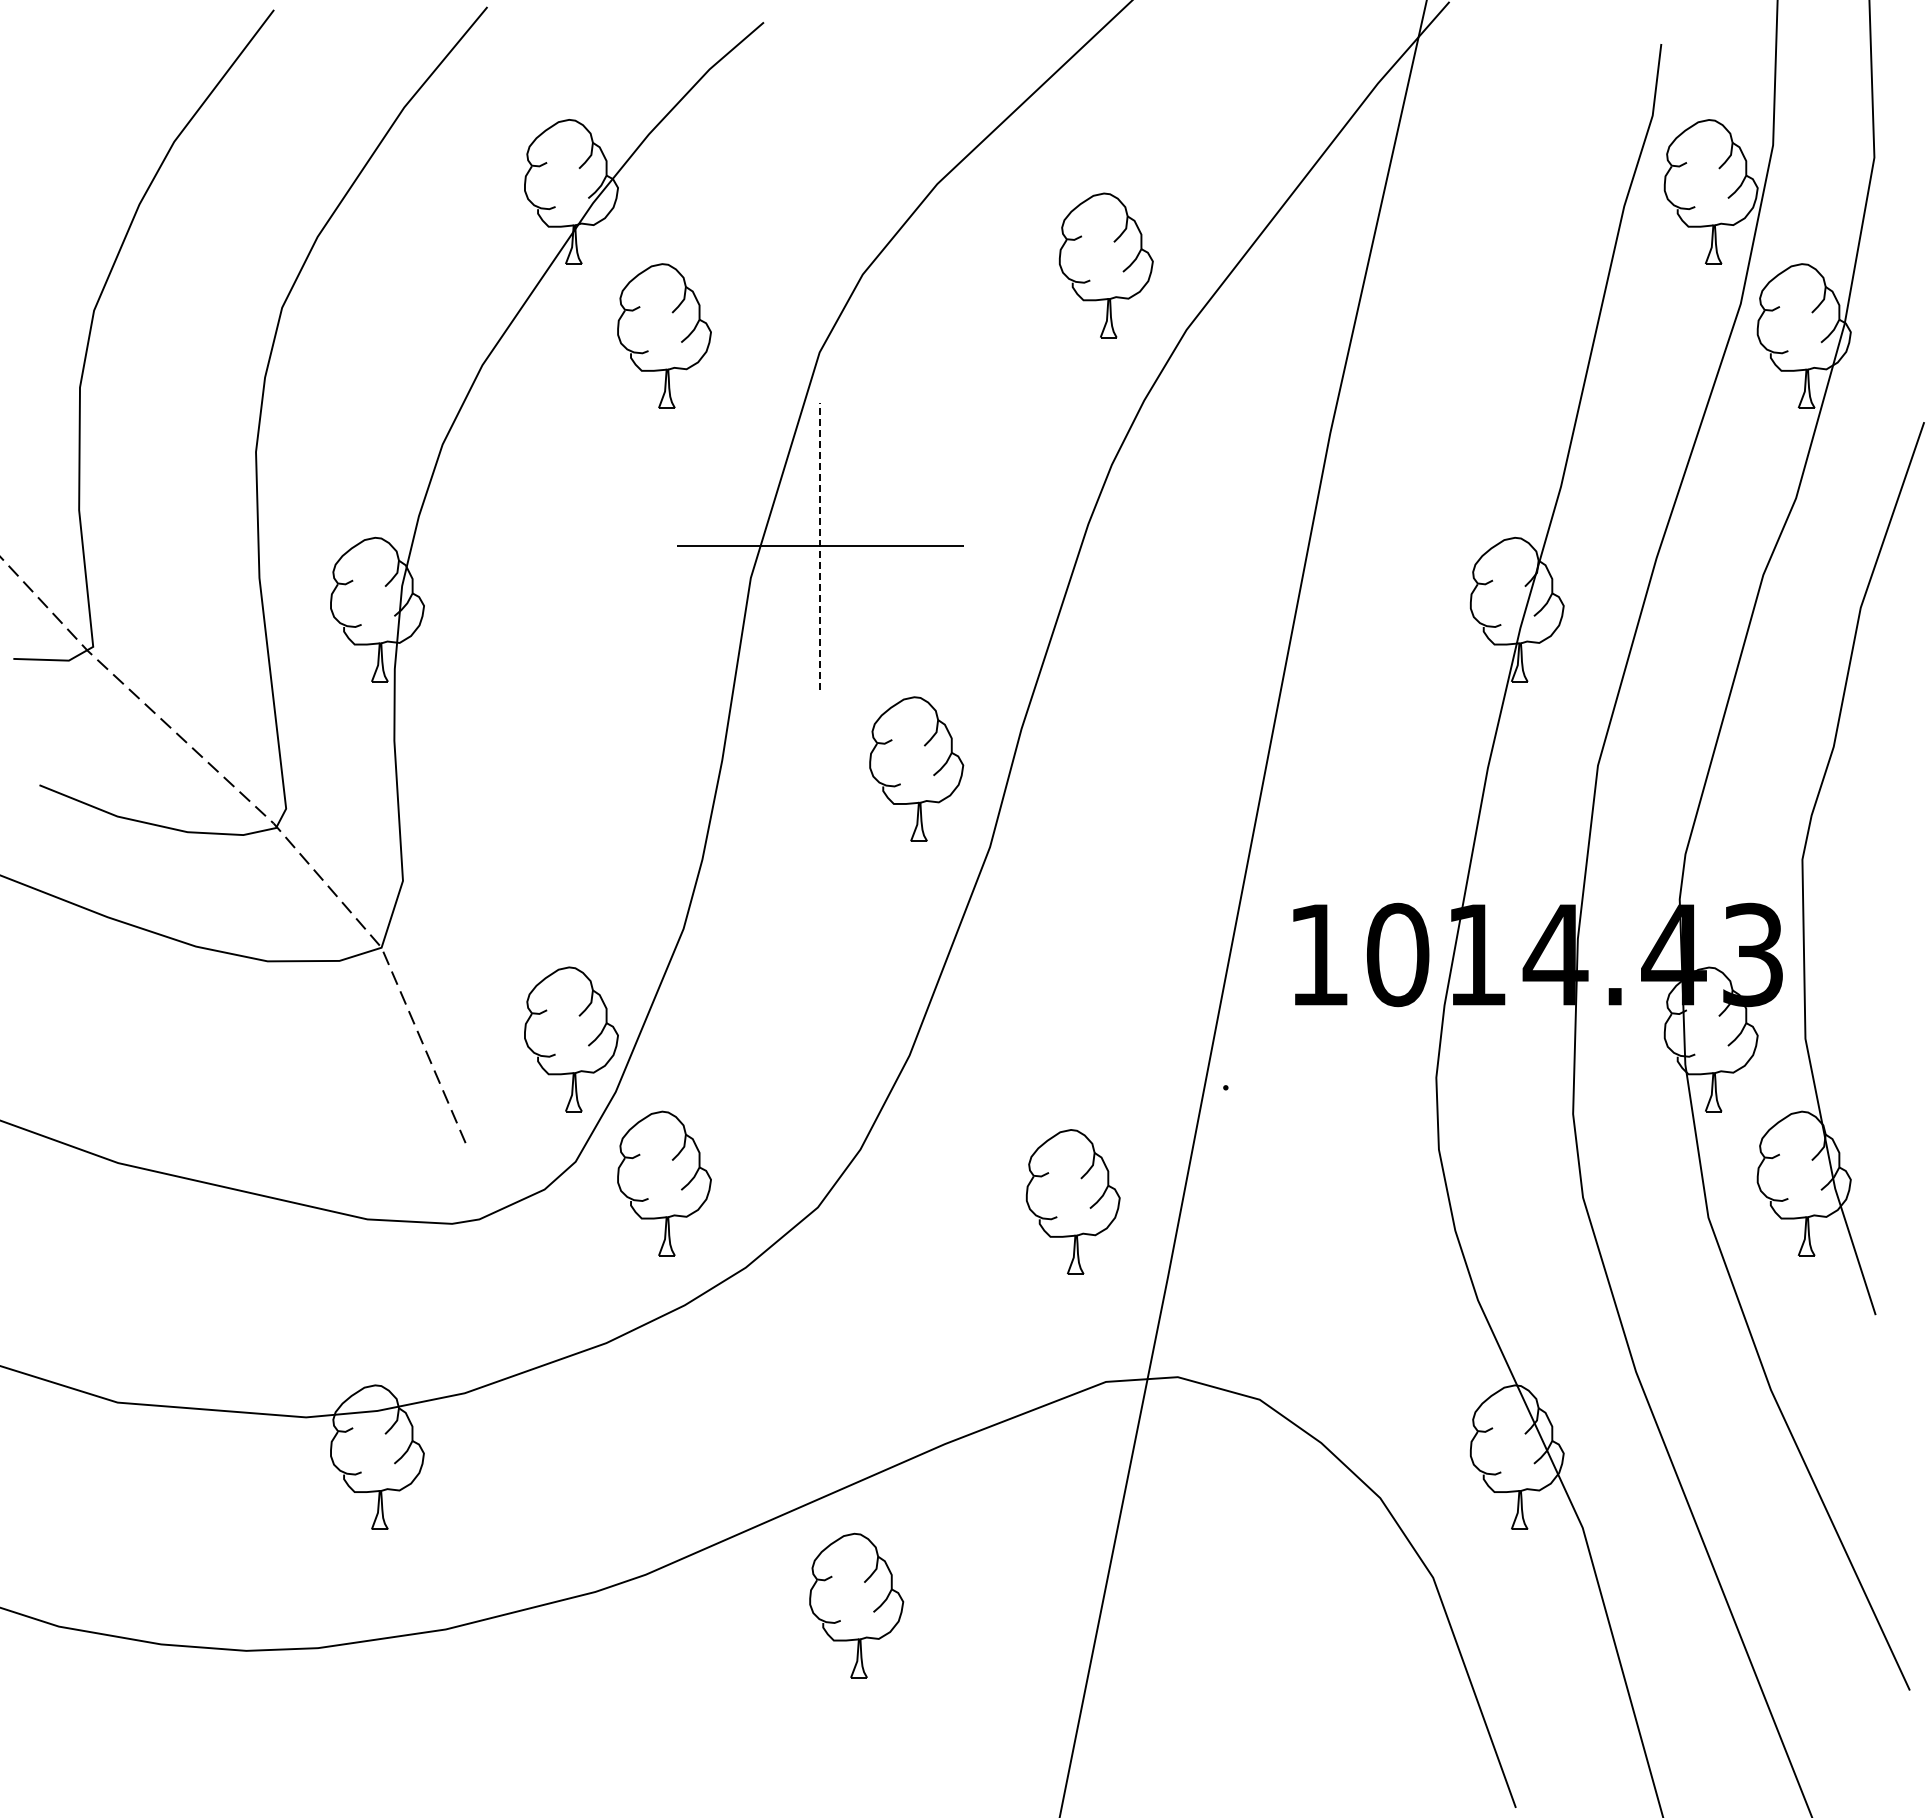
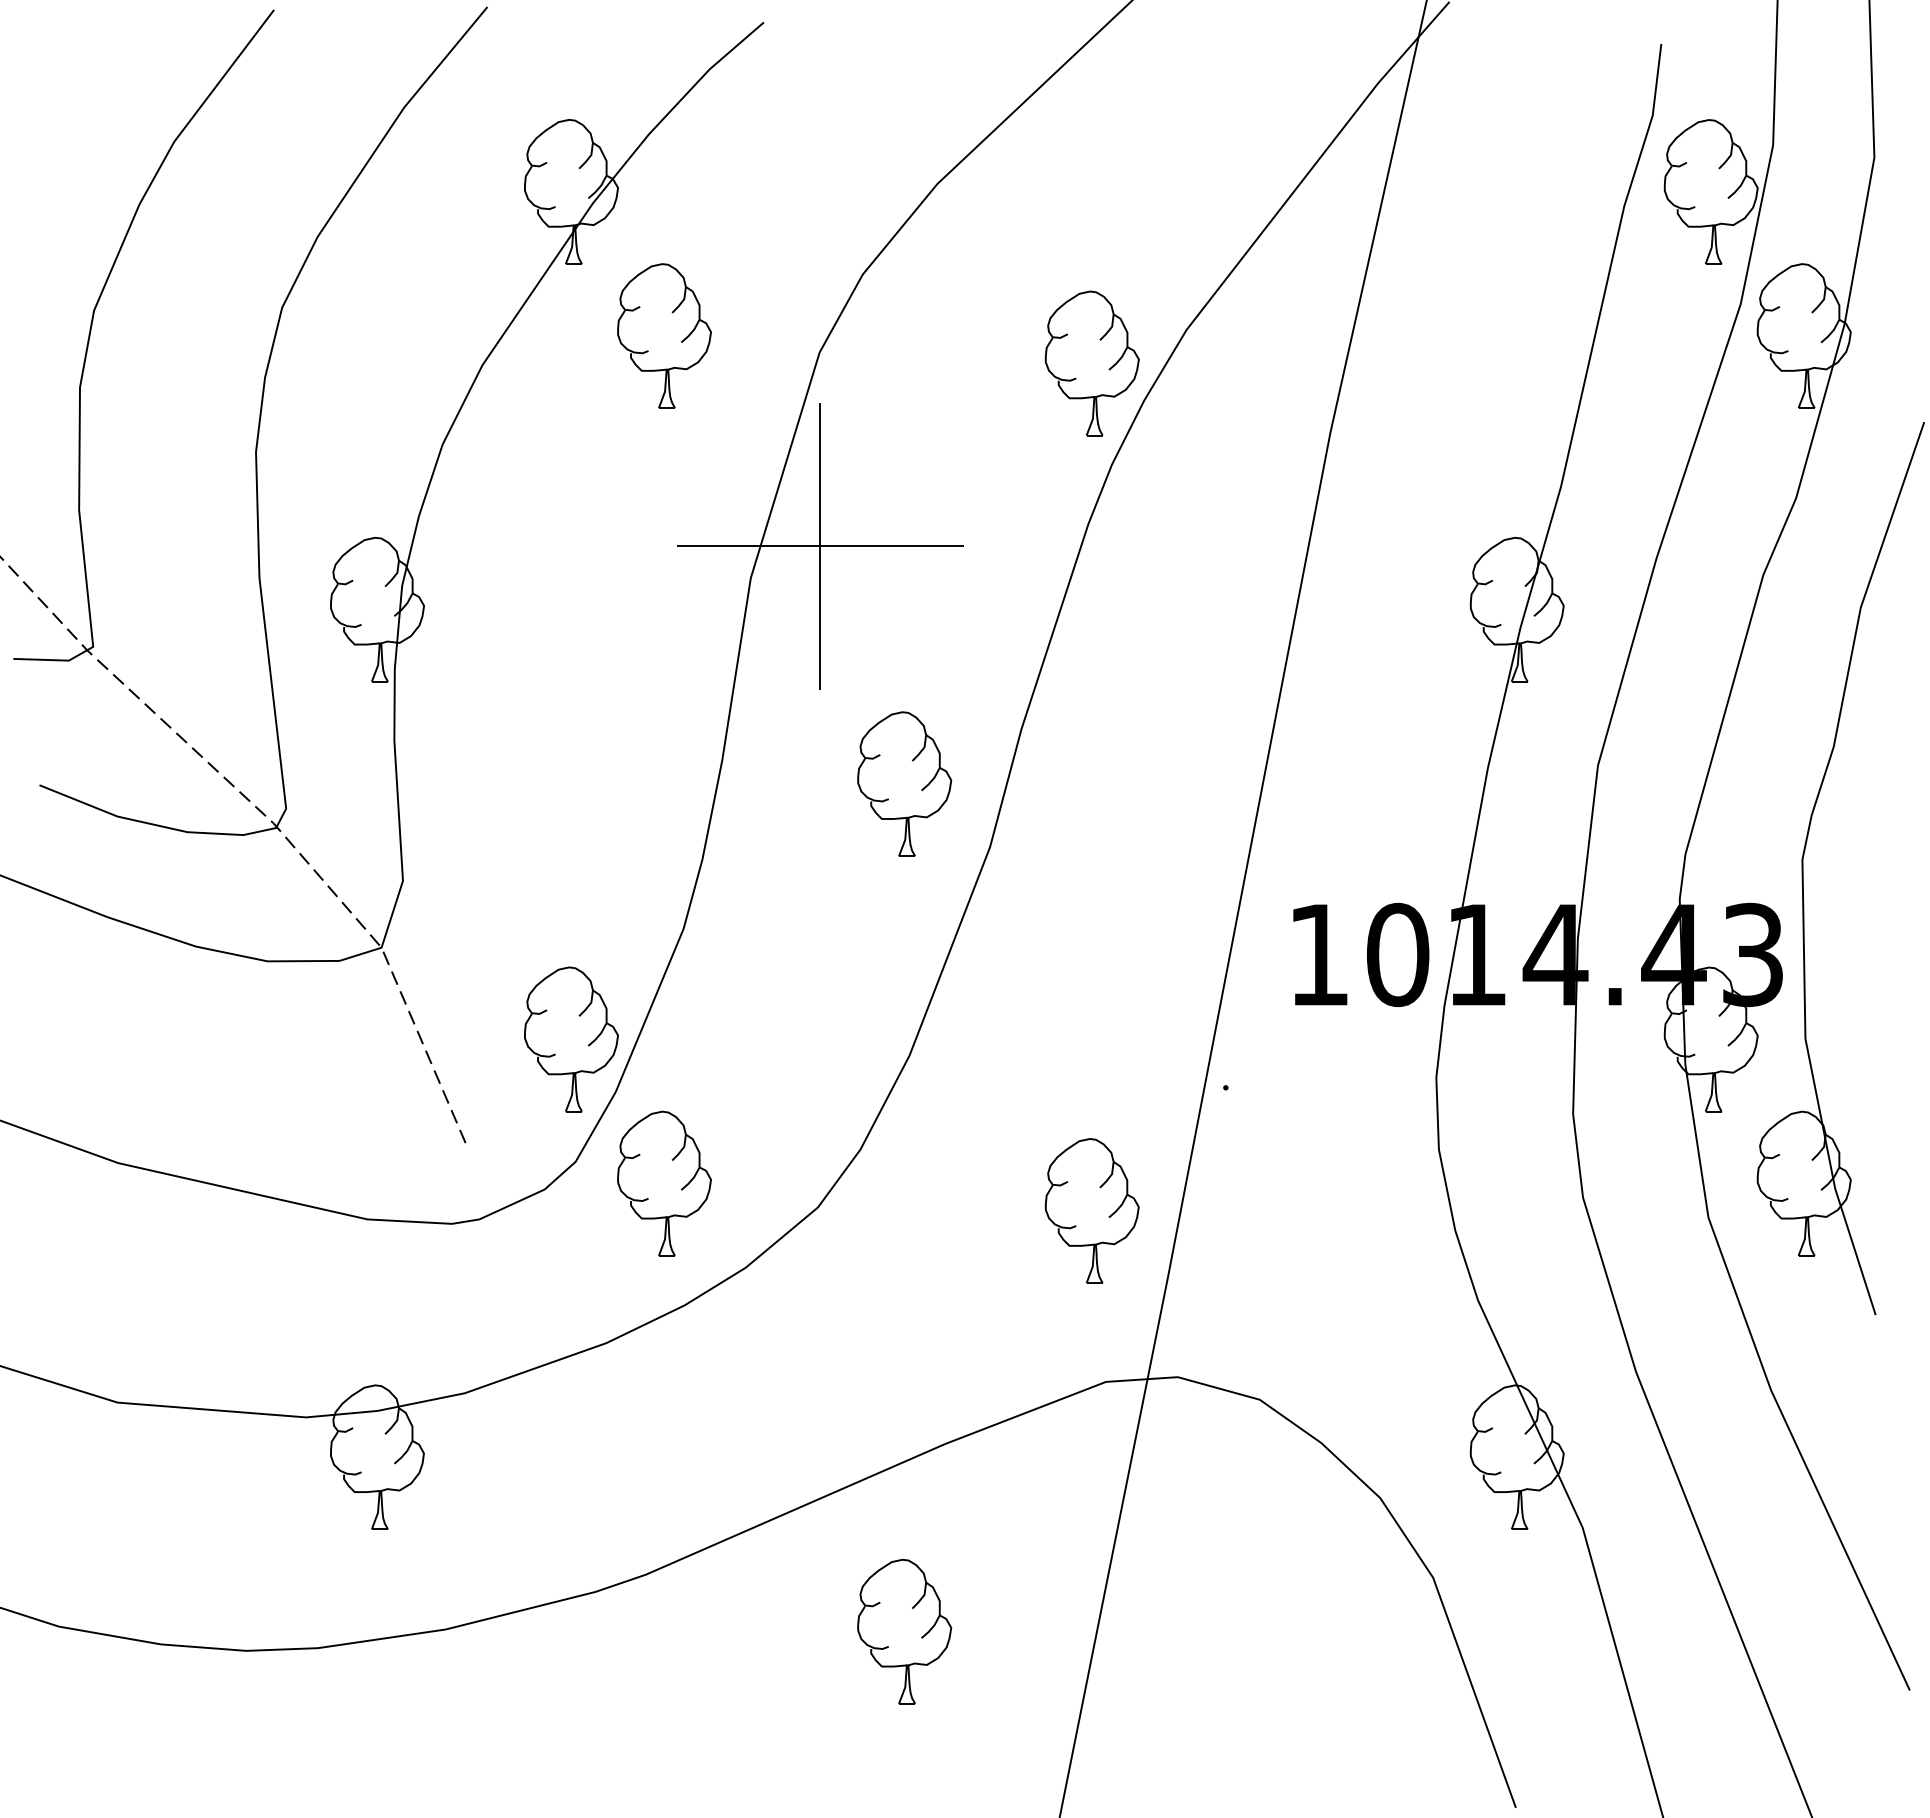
part position: (1105, 265) -> (1091, 363) (1091, 363)
line: dashed -> solid (820, 546)
part position: (916, 768) -> (904, 783) (904, 783)
part position: (1072, 1201) -> (1091, 1210) (1091, 1210)
part position: (856, 1605) -> (904, 1631) (904, 1631)
